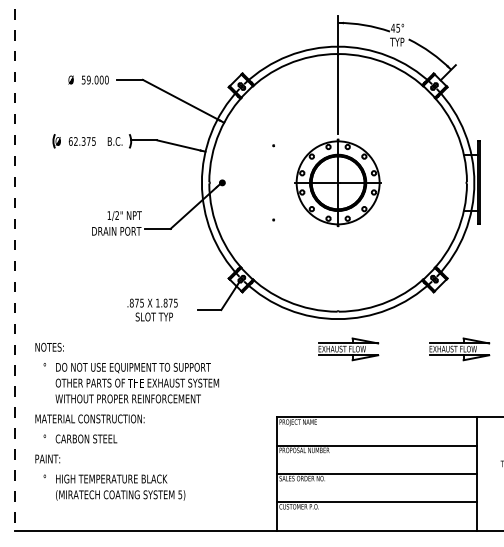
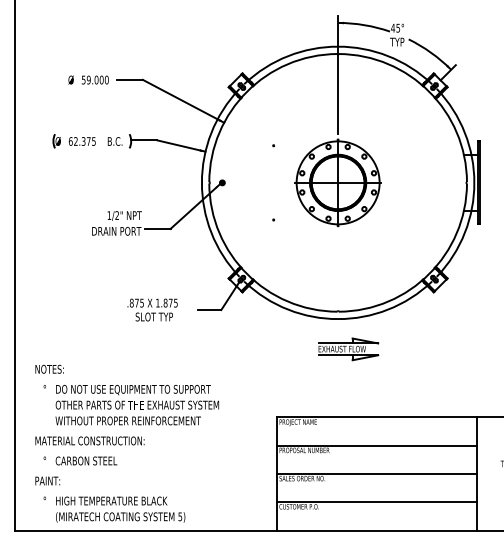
line: dashed -> solid (15, 265)
part: present -> none (459, 349)
text position: (126, 421) -> (126, 443) (126, 443)
